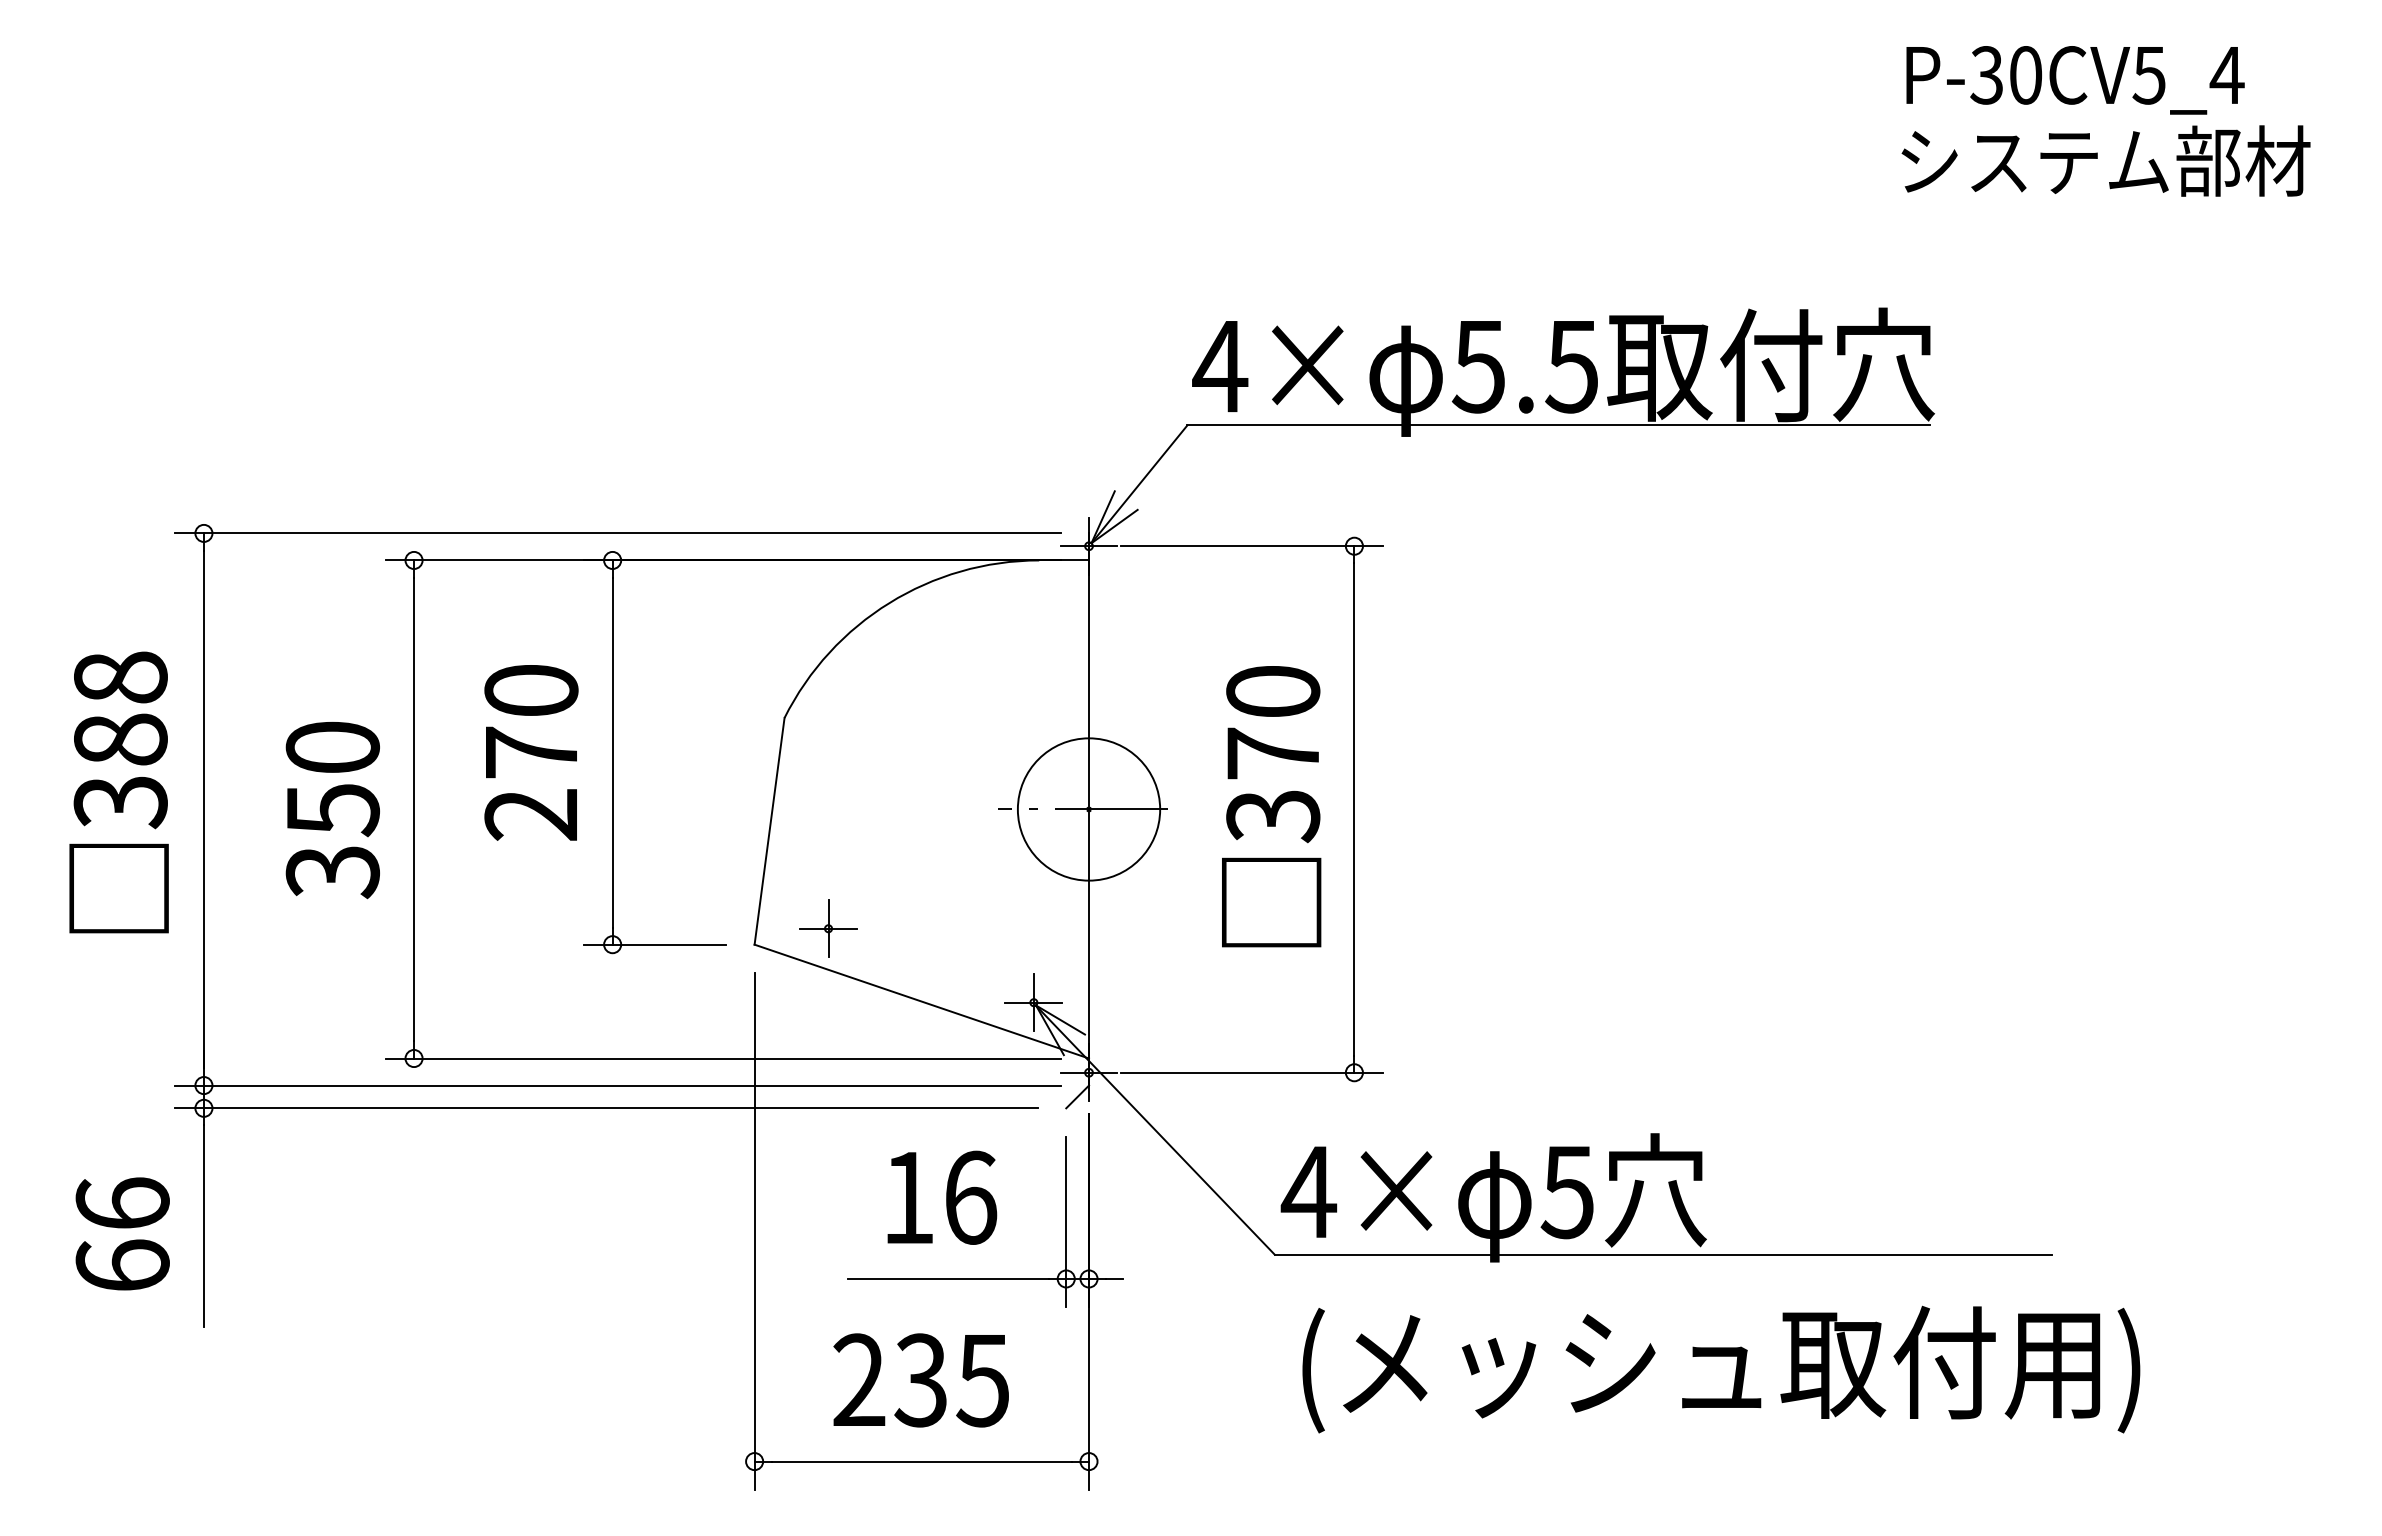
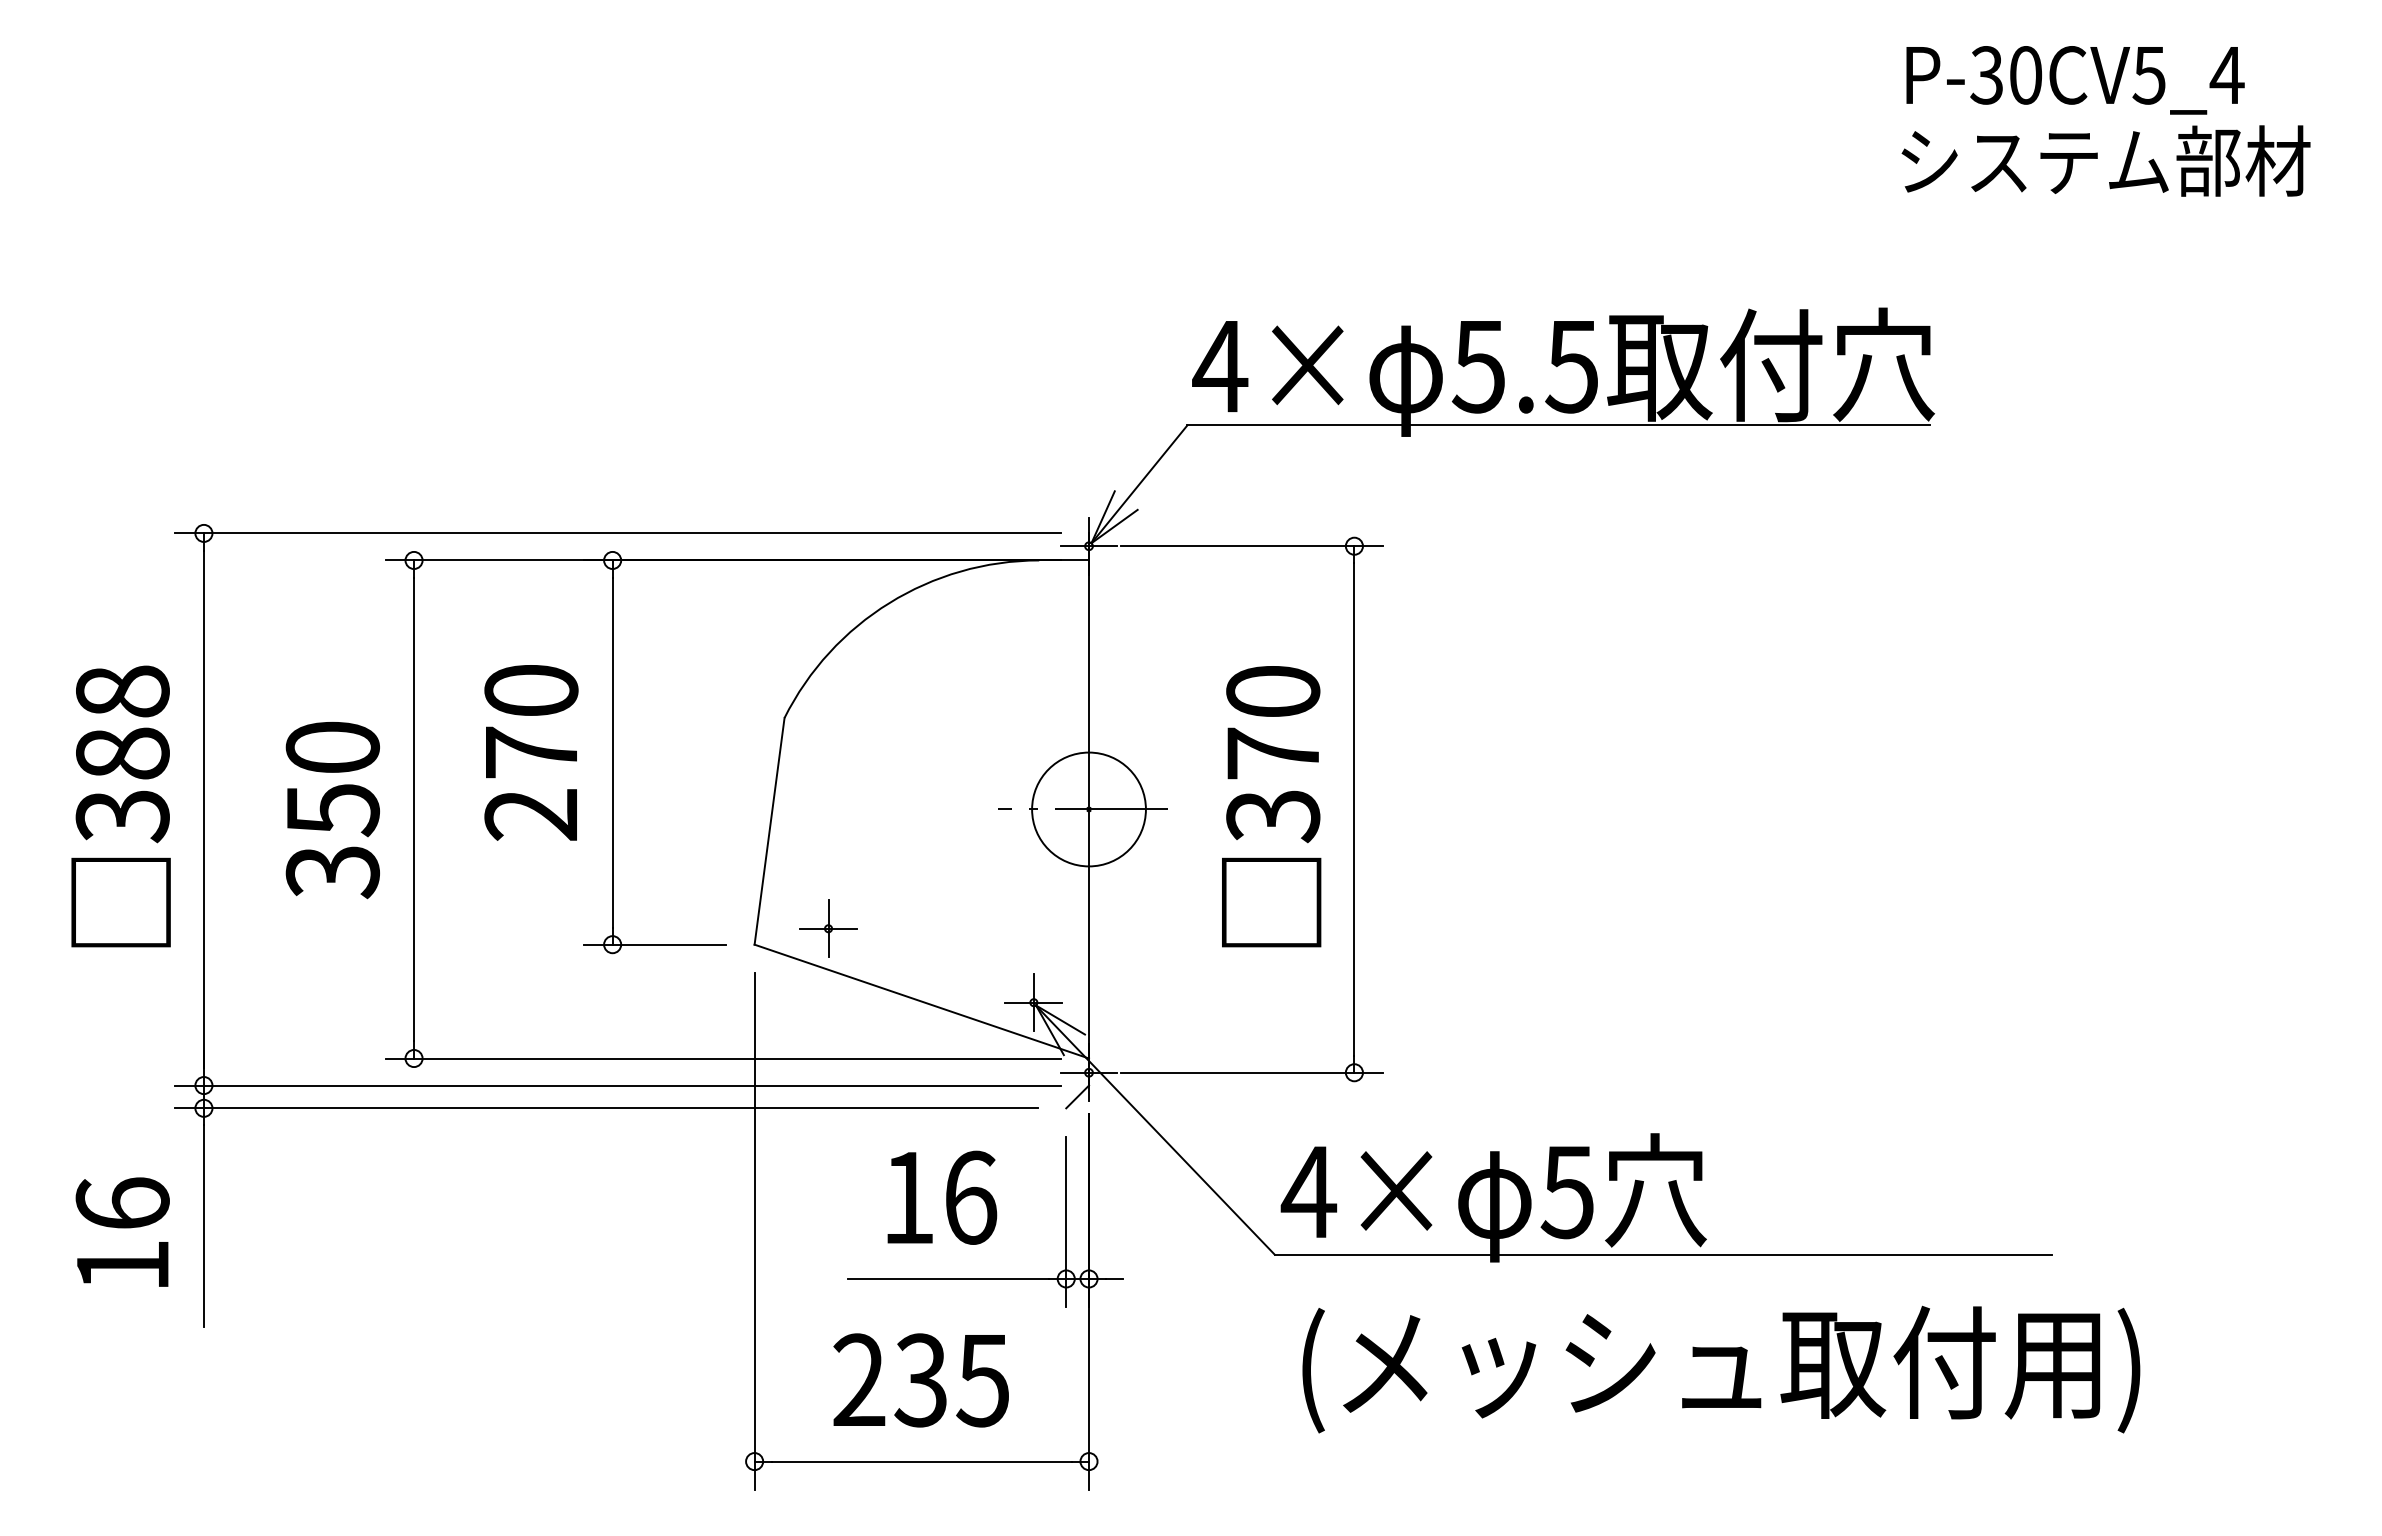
text position: (118, 792) -> (120, 806) (120, 806)
circle diameter: 142 px -> 114 px (1088, 809)
text: 66 -> 16 (122, 1264)
